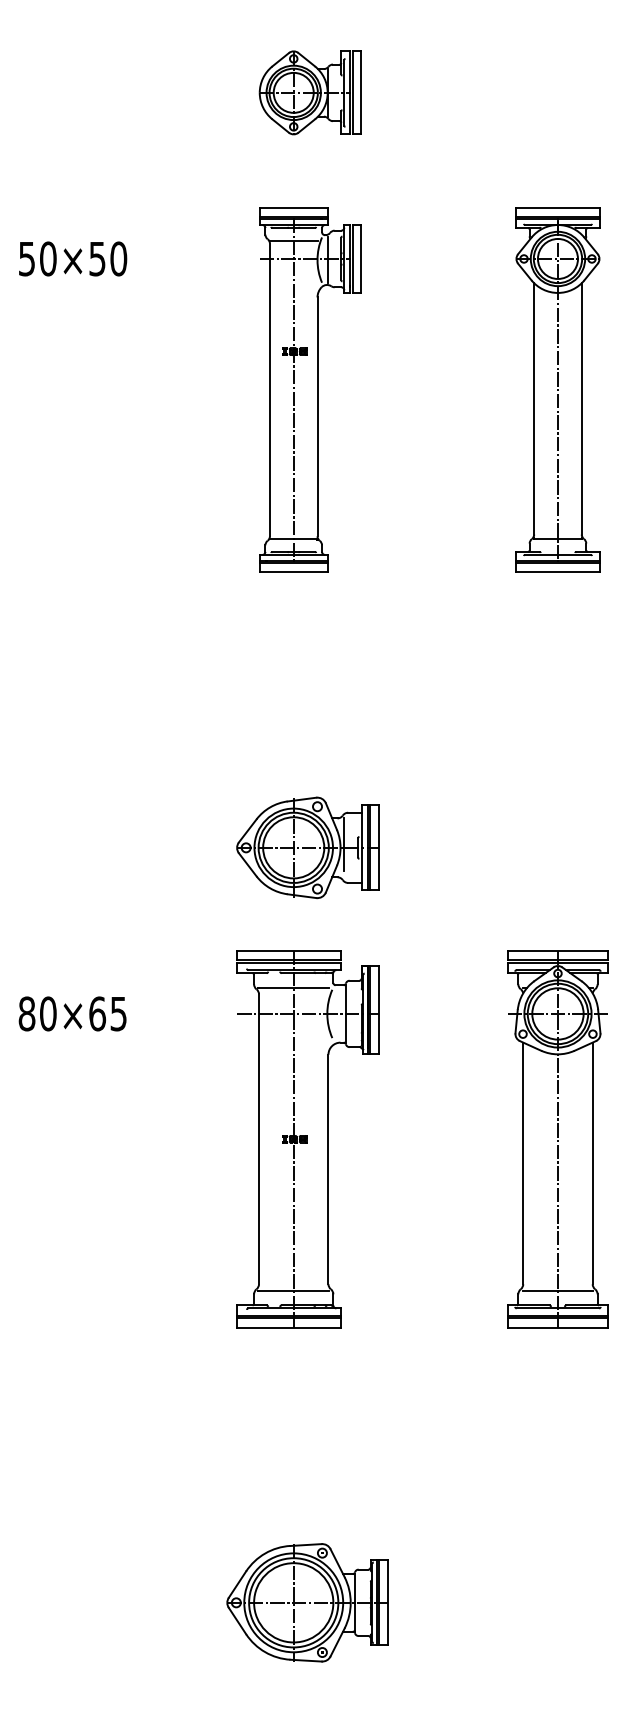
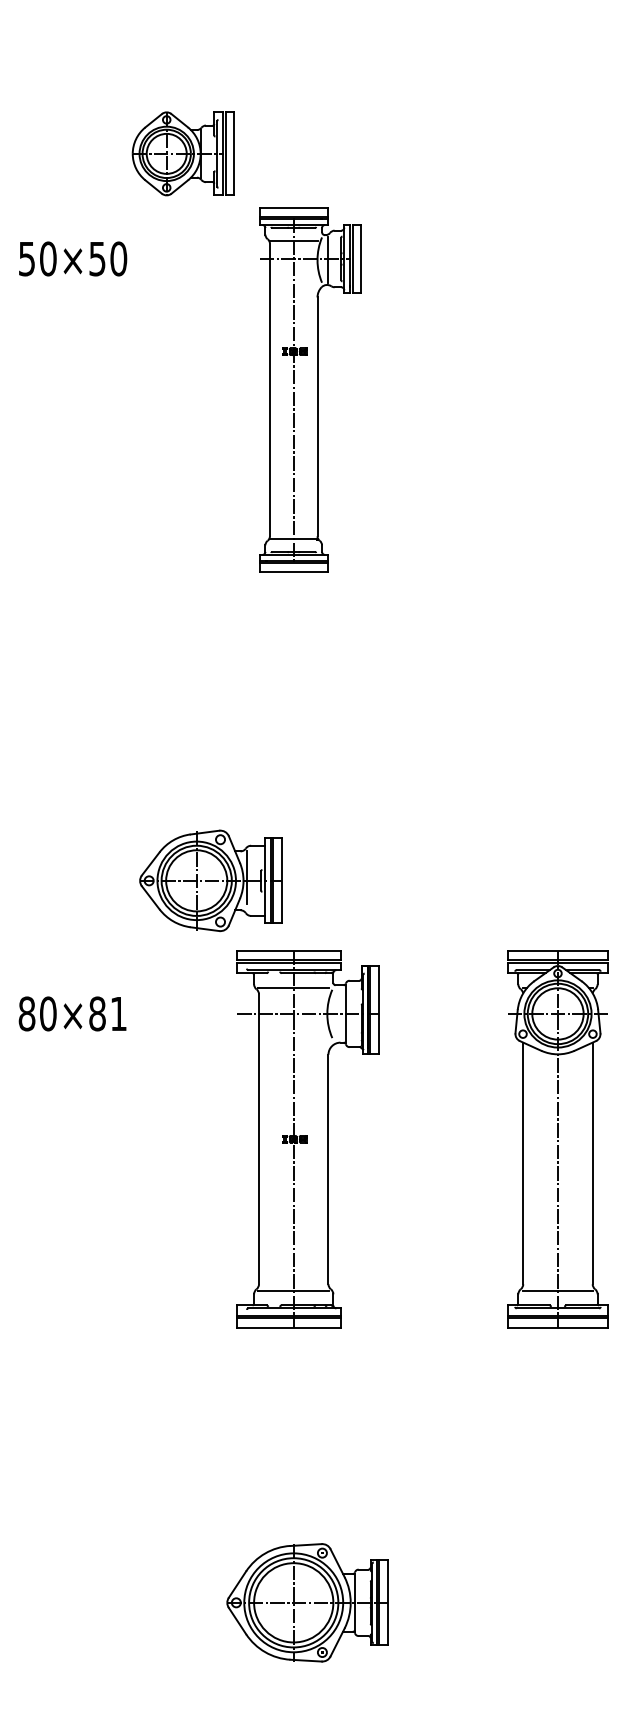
part position: (309, 92) -> (182, 153) (182, 153)
part: present -> none (557, 389)
part position: (307, 847) -> (210, 880) (210, 880)
text: 80×65 -> 80×81 (107, 1013)
